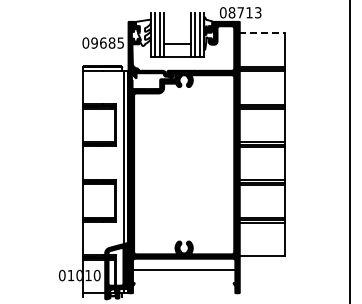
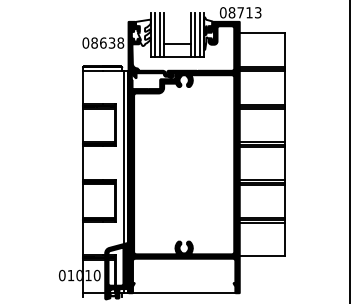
line: dashed -> solid (261, 33)
text: 09685 -> 08638 (107, 42)
line position: (183, 270) -> (183, 293) (183, 293)
